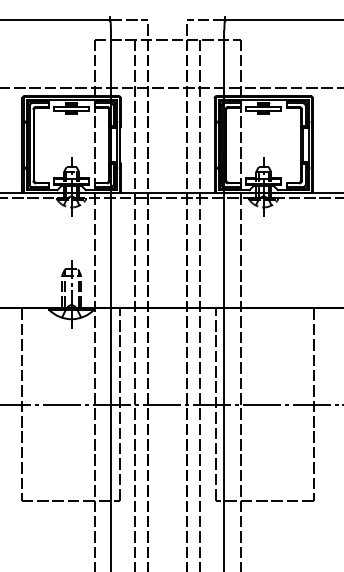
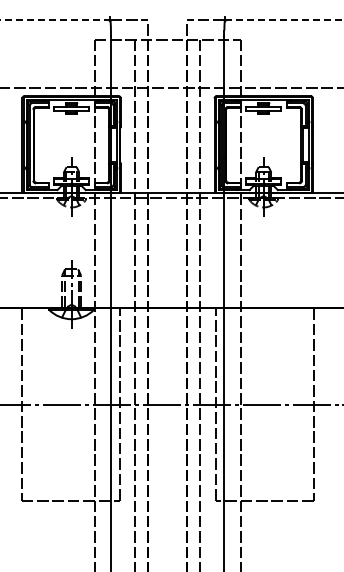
line: solid -> dashed (55, 20)
line: solid -> dashed (284, 20)
